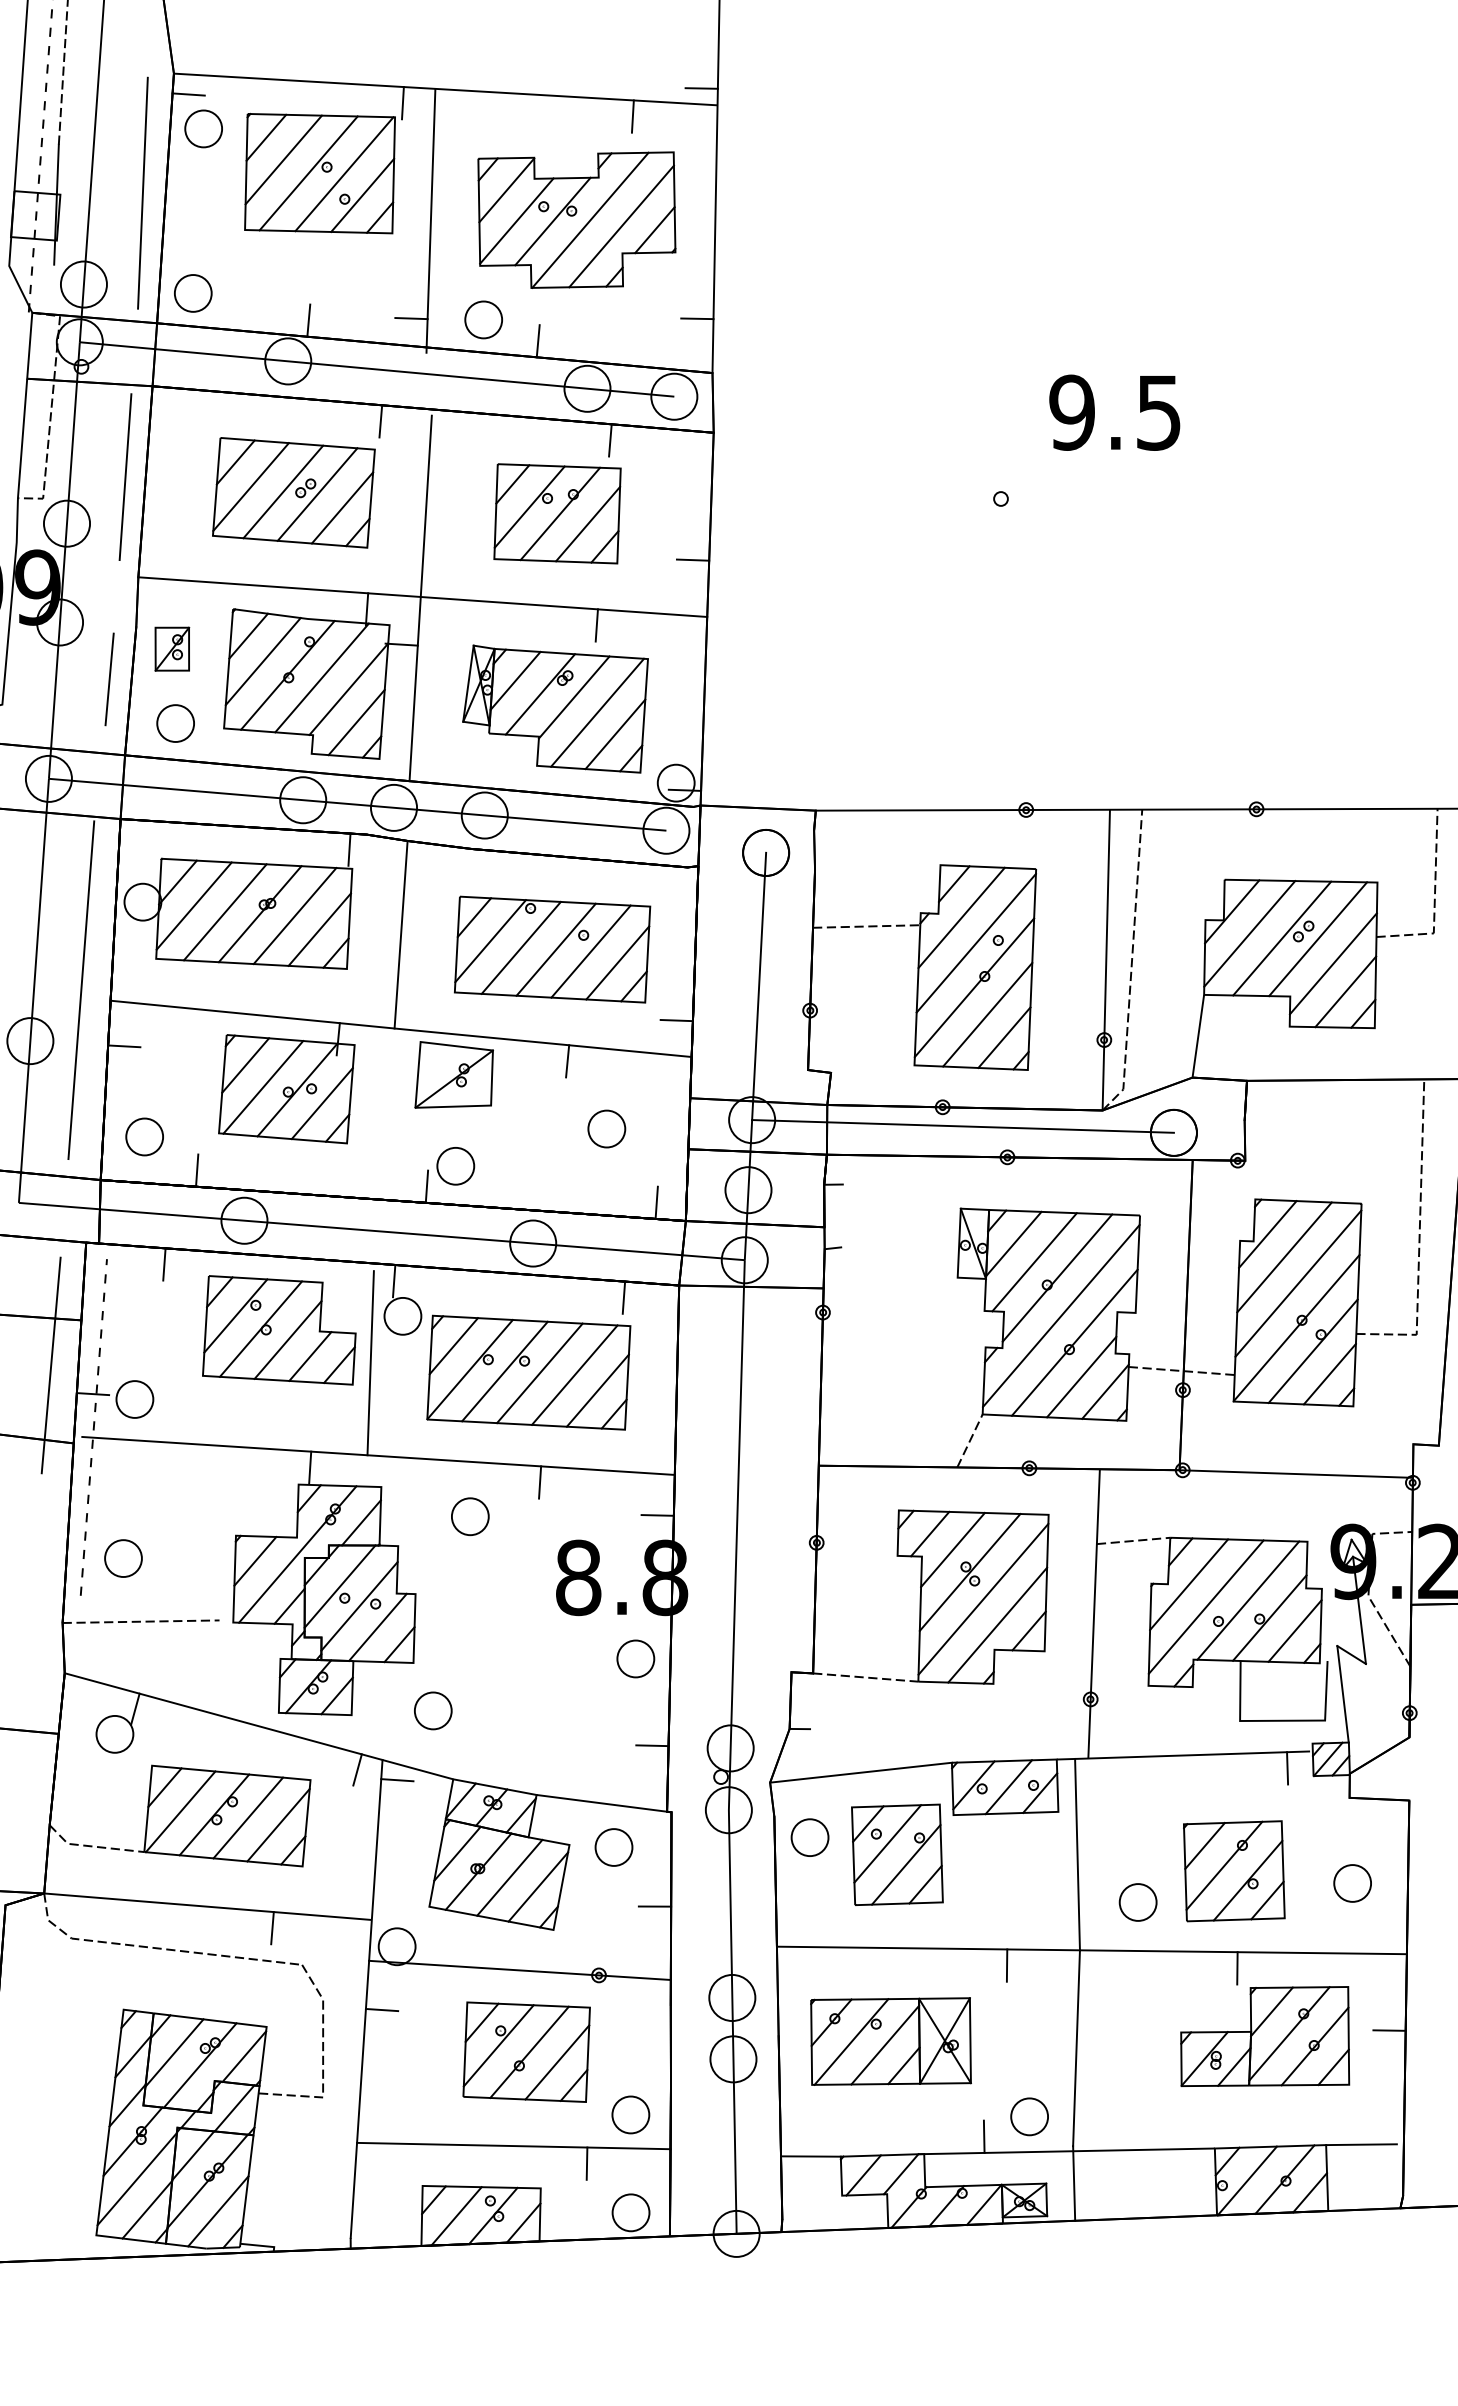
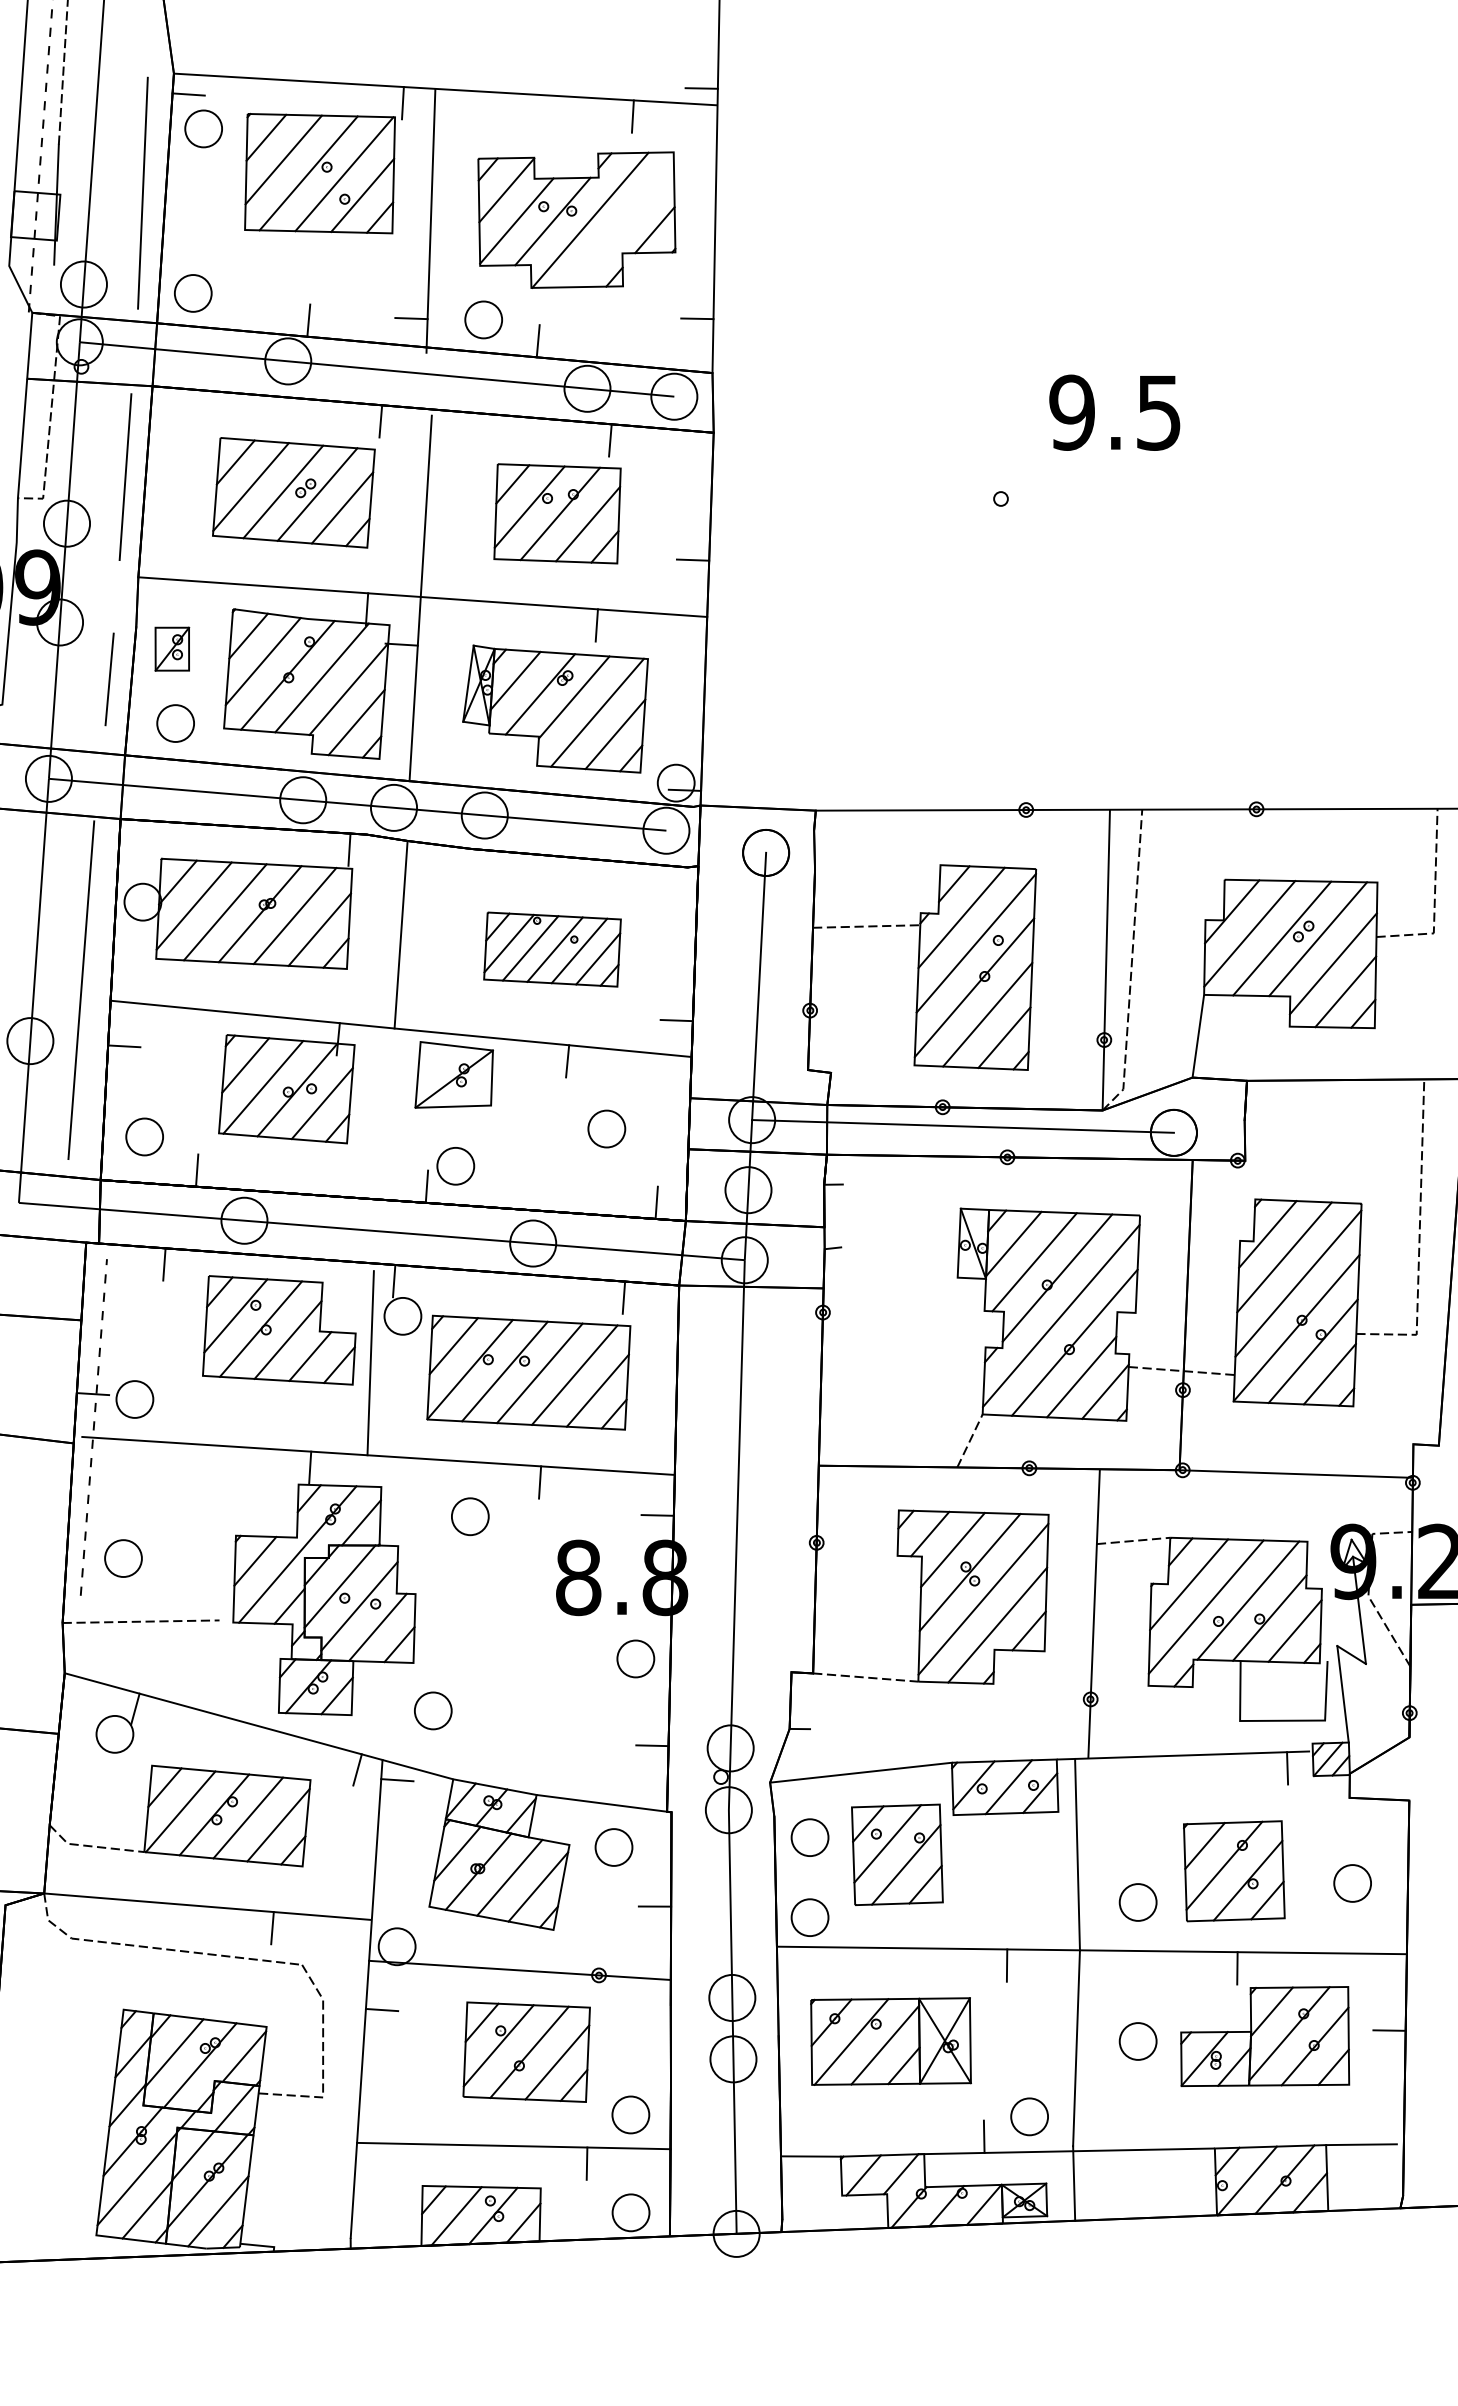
line: present -> none (621, 226)
part size: 199x109 px -> 139x77 px (552, 949)
line: present -> none (50, 1365)
part: none -> present (809, 1917)
part: none -> present (1137, 2041)
